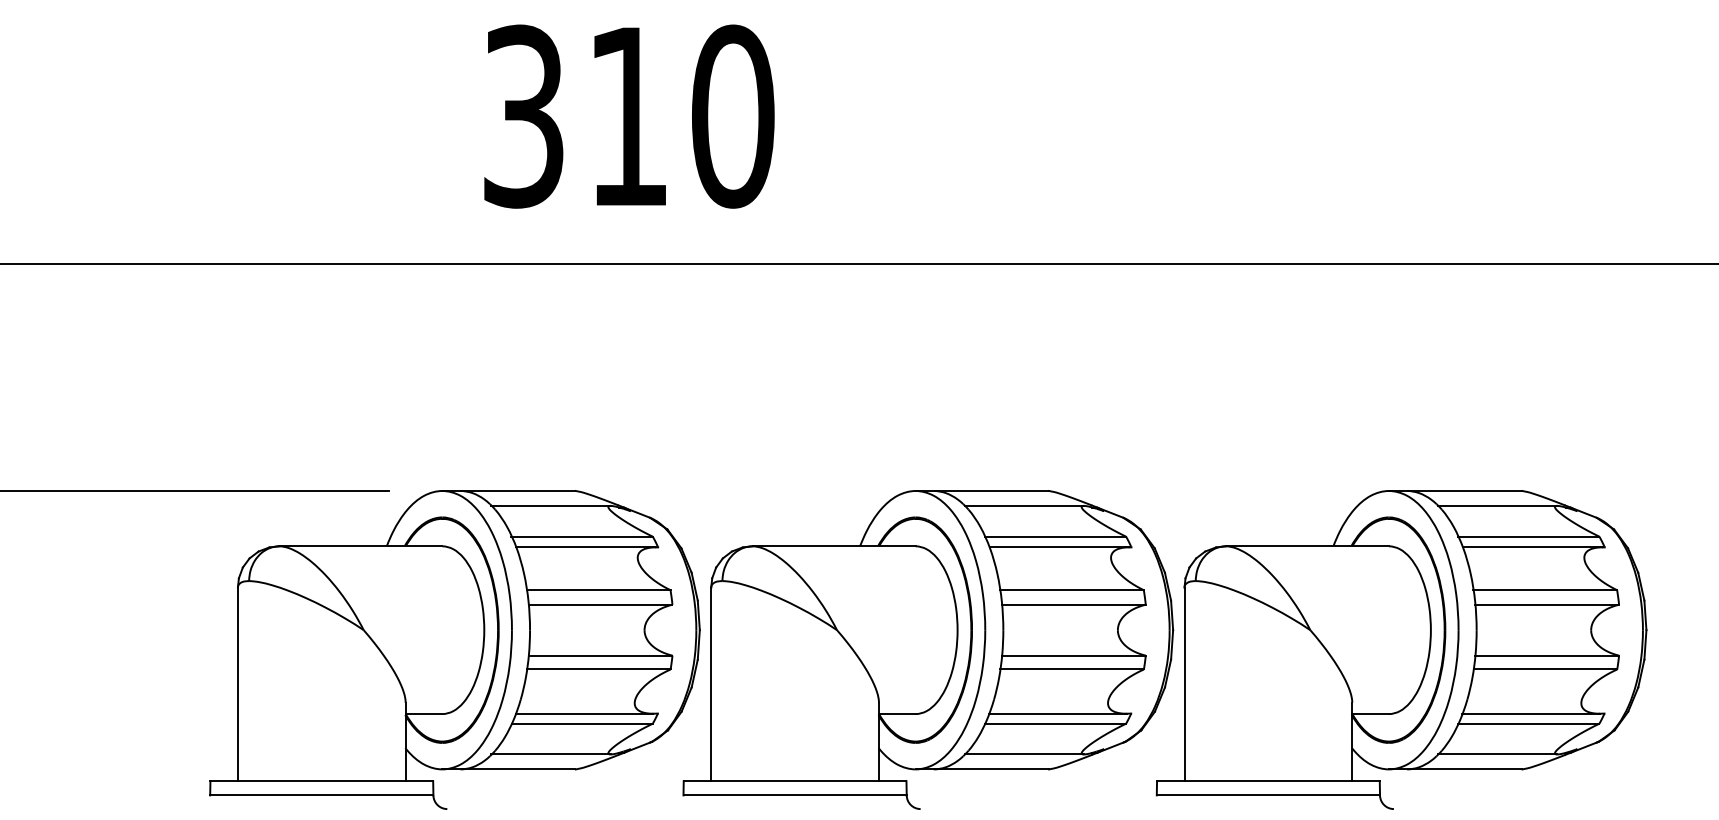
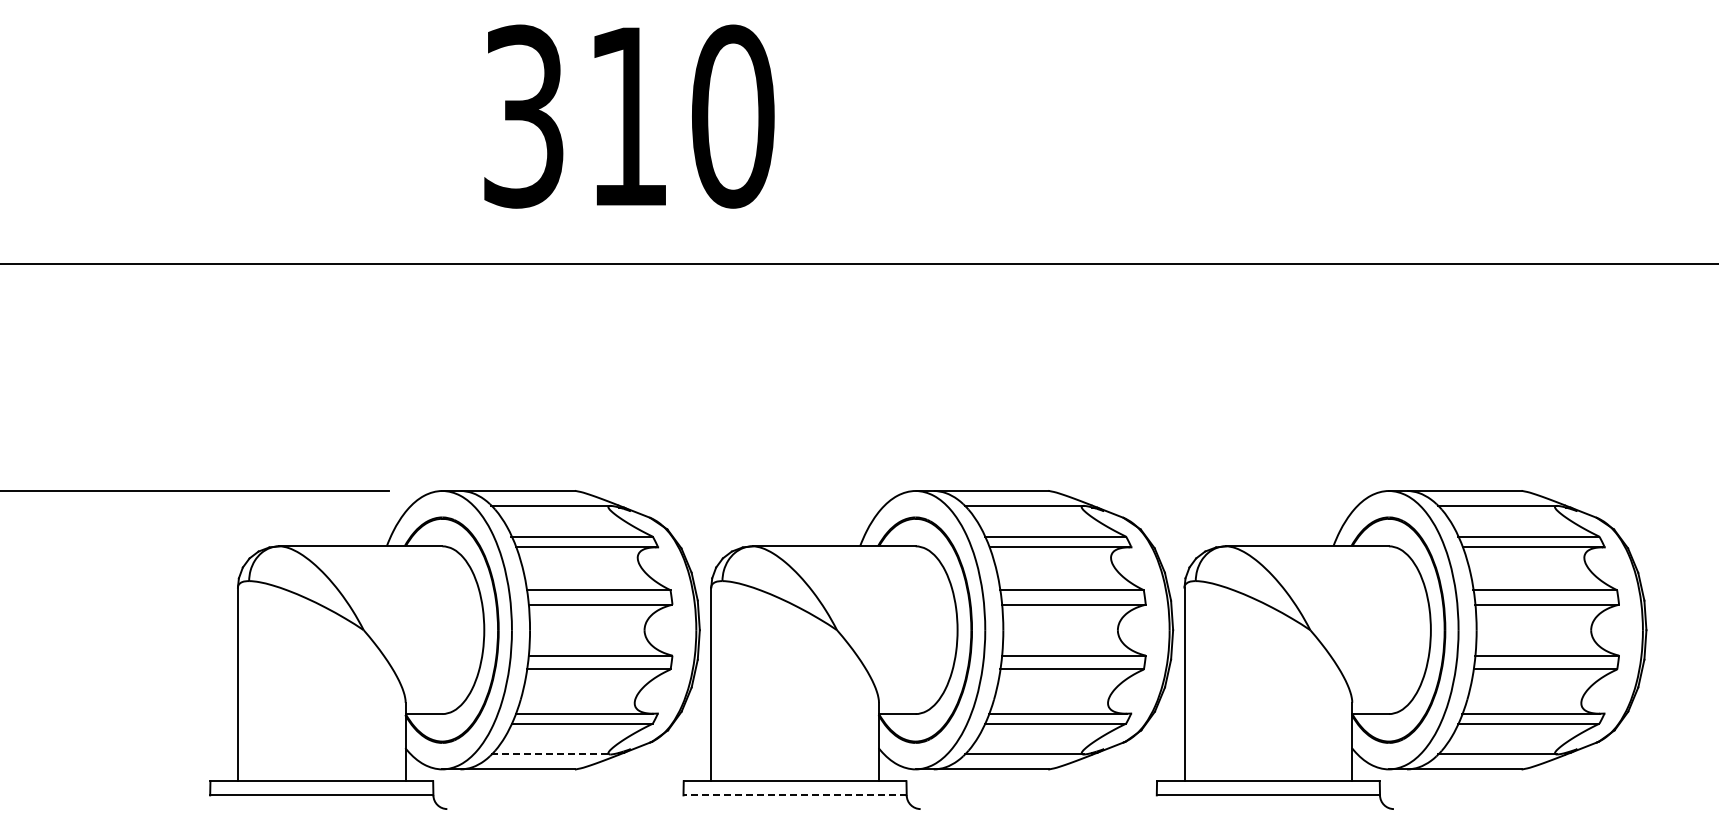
line: solid -> dashed (551, 754)
line: solid -> dashed (795, 795)
